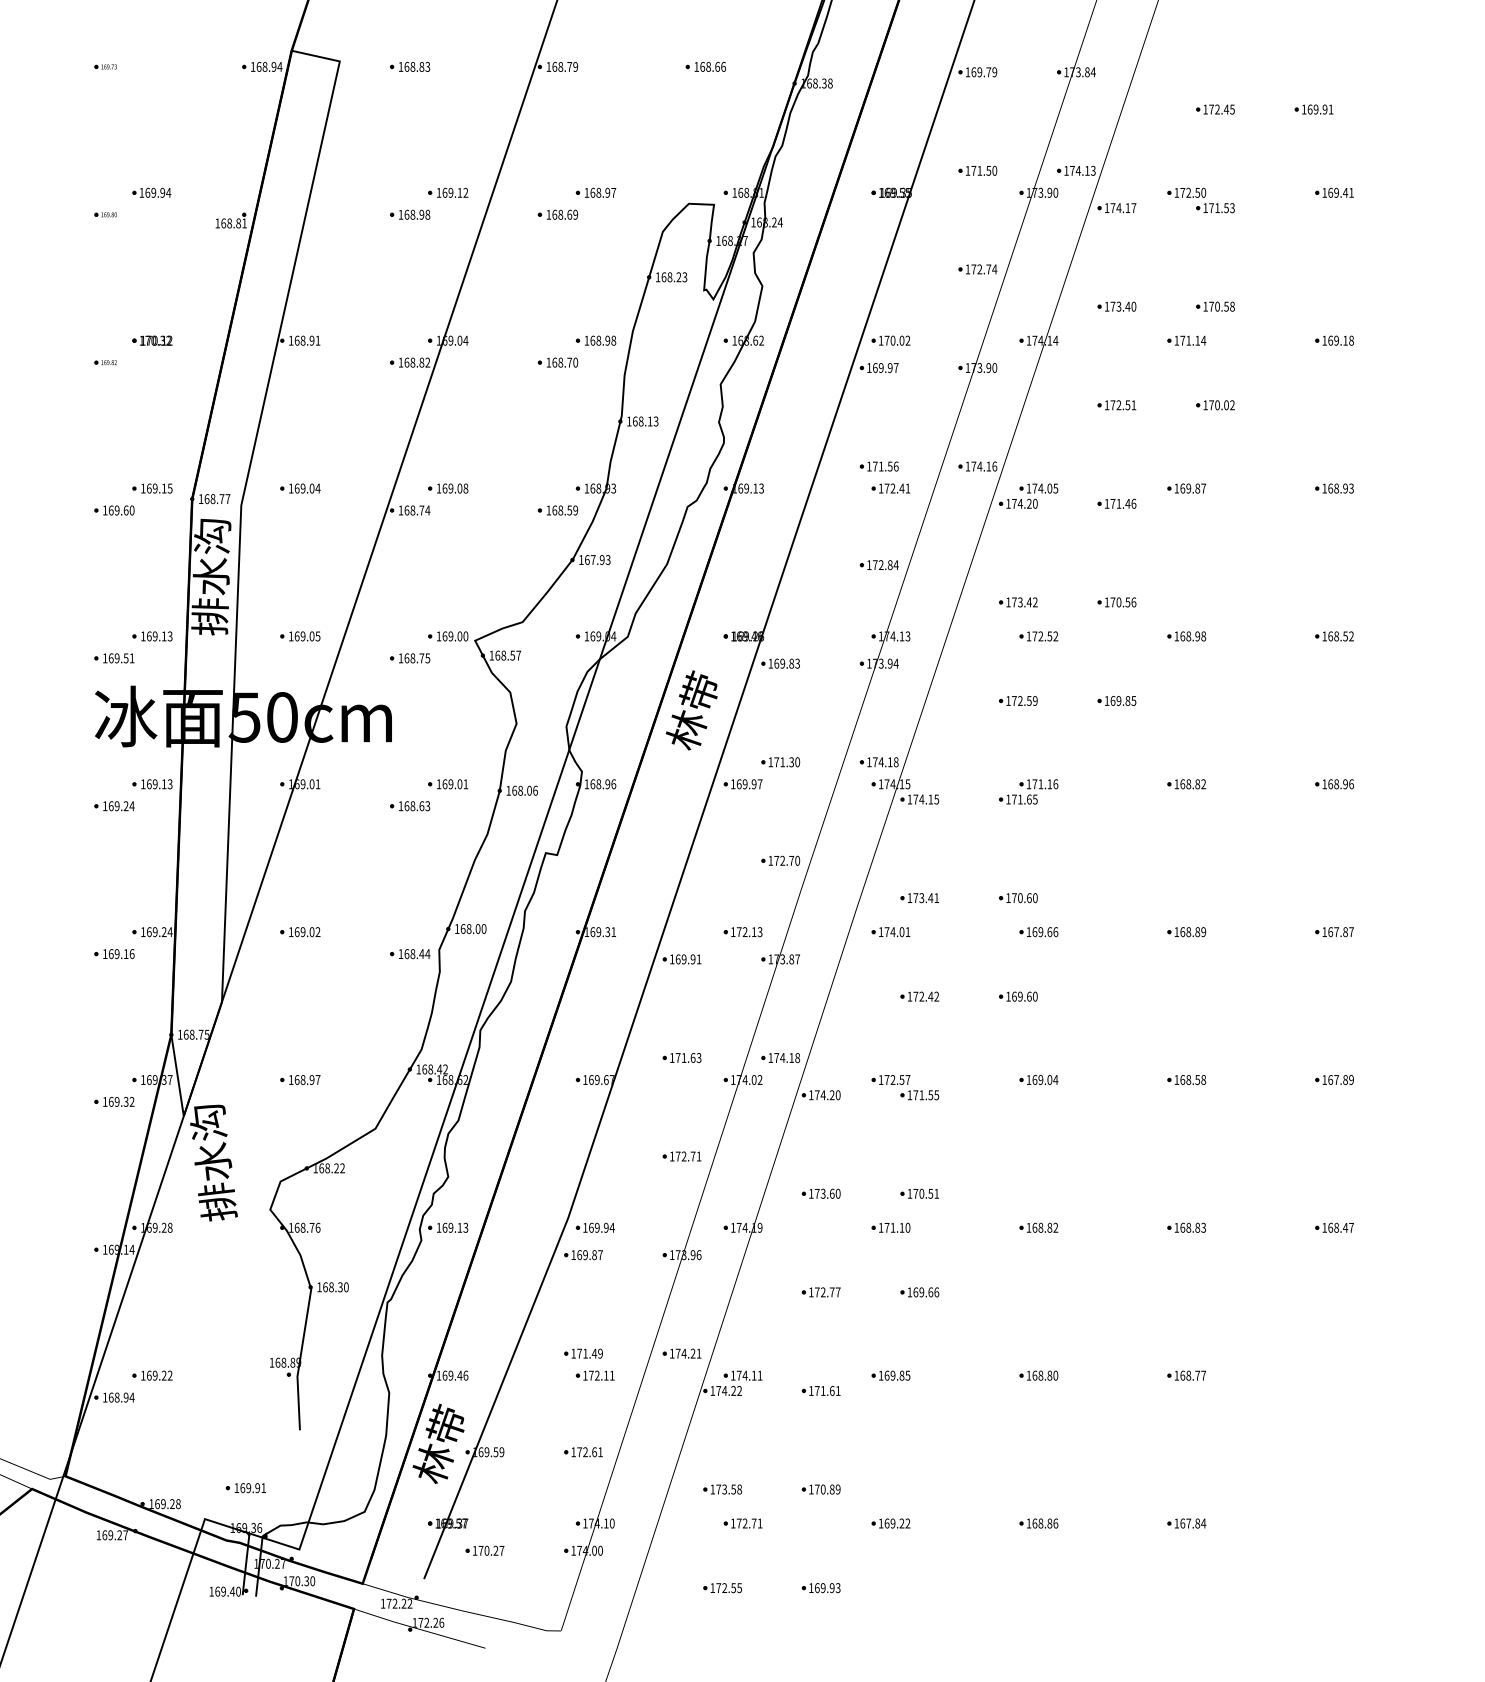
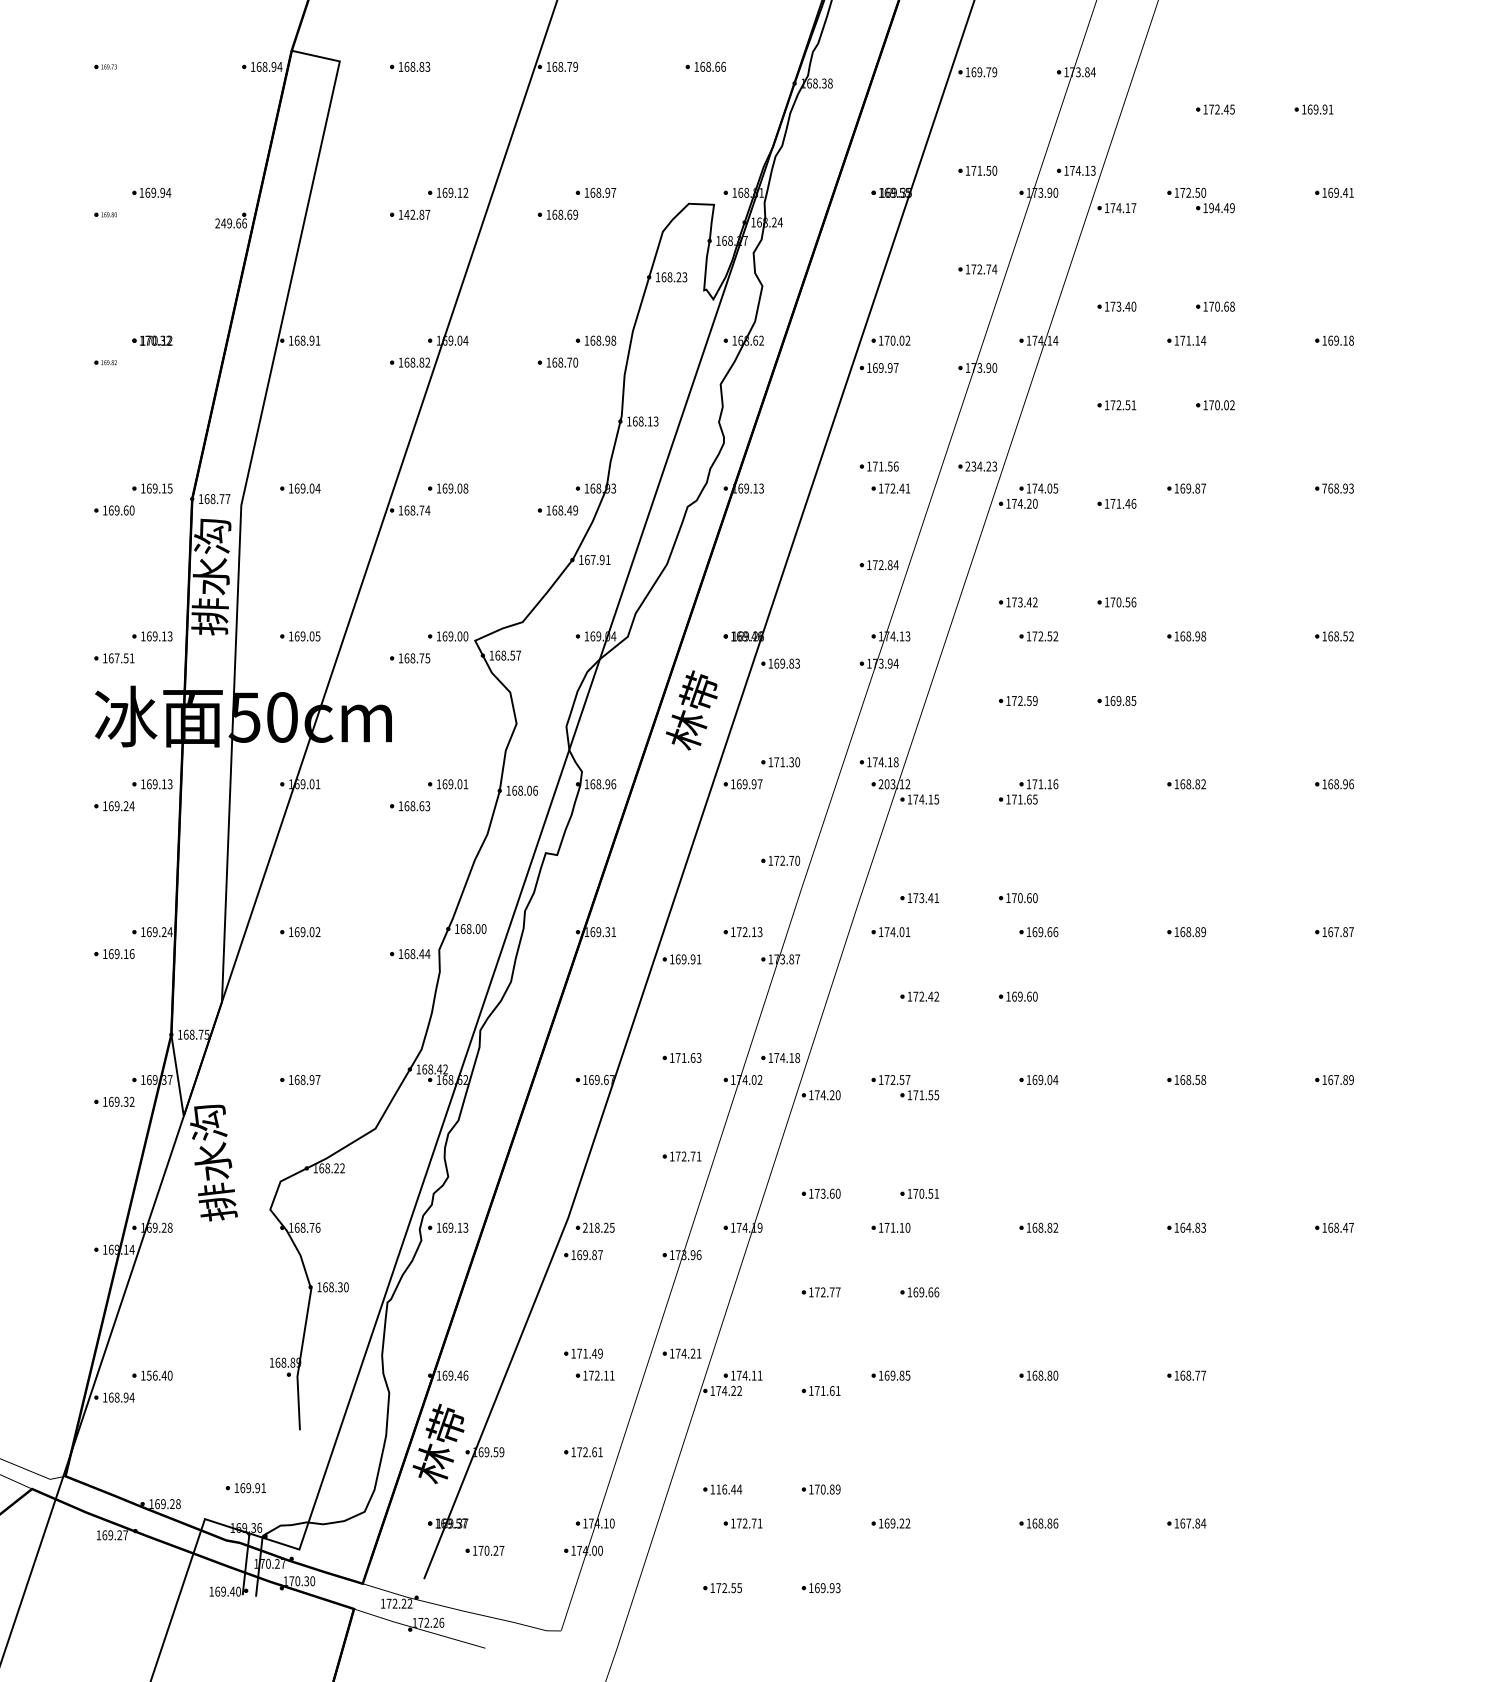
text: 171.53 -> 194.49 (1221, 208)
text: 168.98 -> 142.87 (417, 214)
text: 168.81 -> 249.66 (231, 223)
text: 170.58 -> 170.68 (1226, 306)
text: 174.16 -> 234.23 (981, 466)
text: 168.93 -> 768.93 (1324, 488)
text: 168.59 -> 168.49 (569, 510)
text: 167.93 -> 167.91 (607, 559)
text: 169.51 -> 167.51 (116, 658)
text: 174.15 -> 203.12 (894, 784)
text: 169.94 -> 218.25 (598, 1227)
text: 168.83 -> 164.83 (1188, 1227)
text: 169.22 -> 156.40 (159, 1375)
text: 173.58 -> 116.44 (729, 1489)
